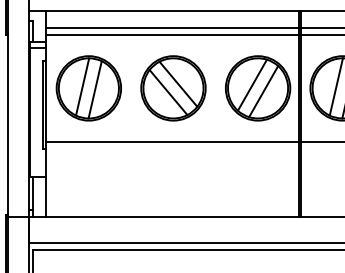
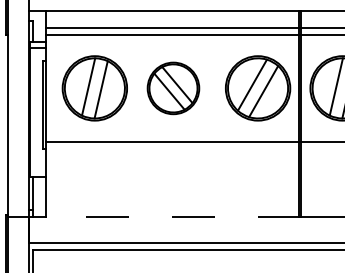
part position: (88, 88) -> (94, 88) (94, 88)
part size: 67x67 px -> 55x55 px (173, 88)
line: solid -> dashed (173, 217)
